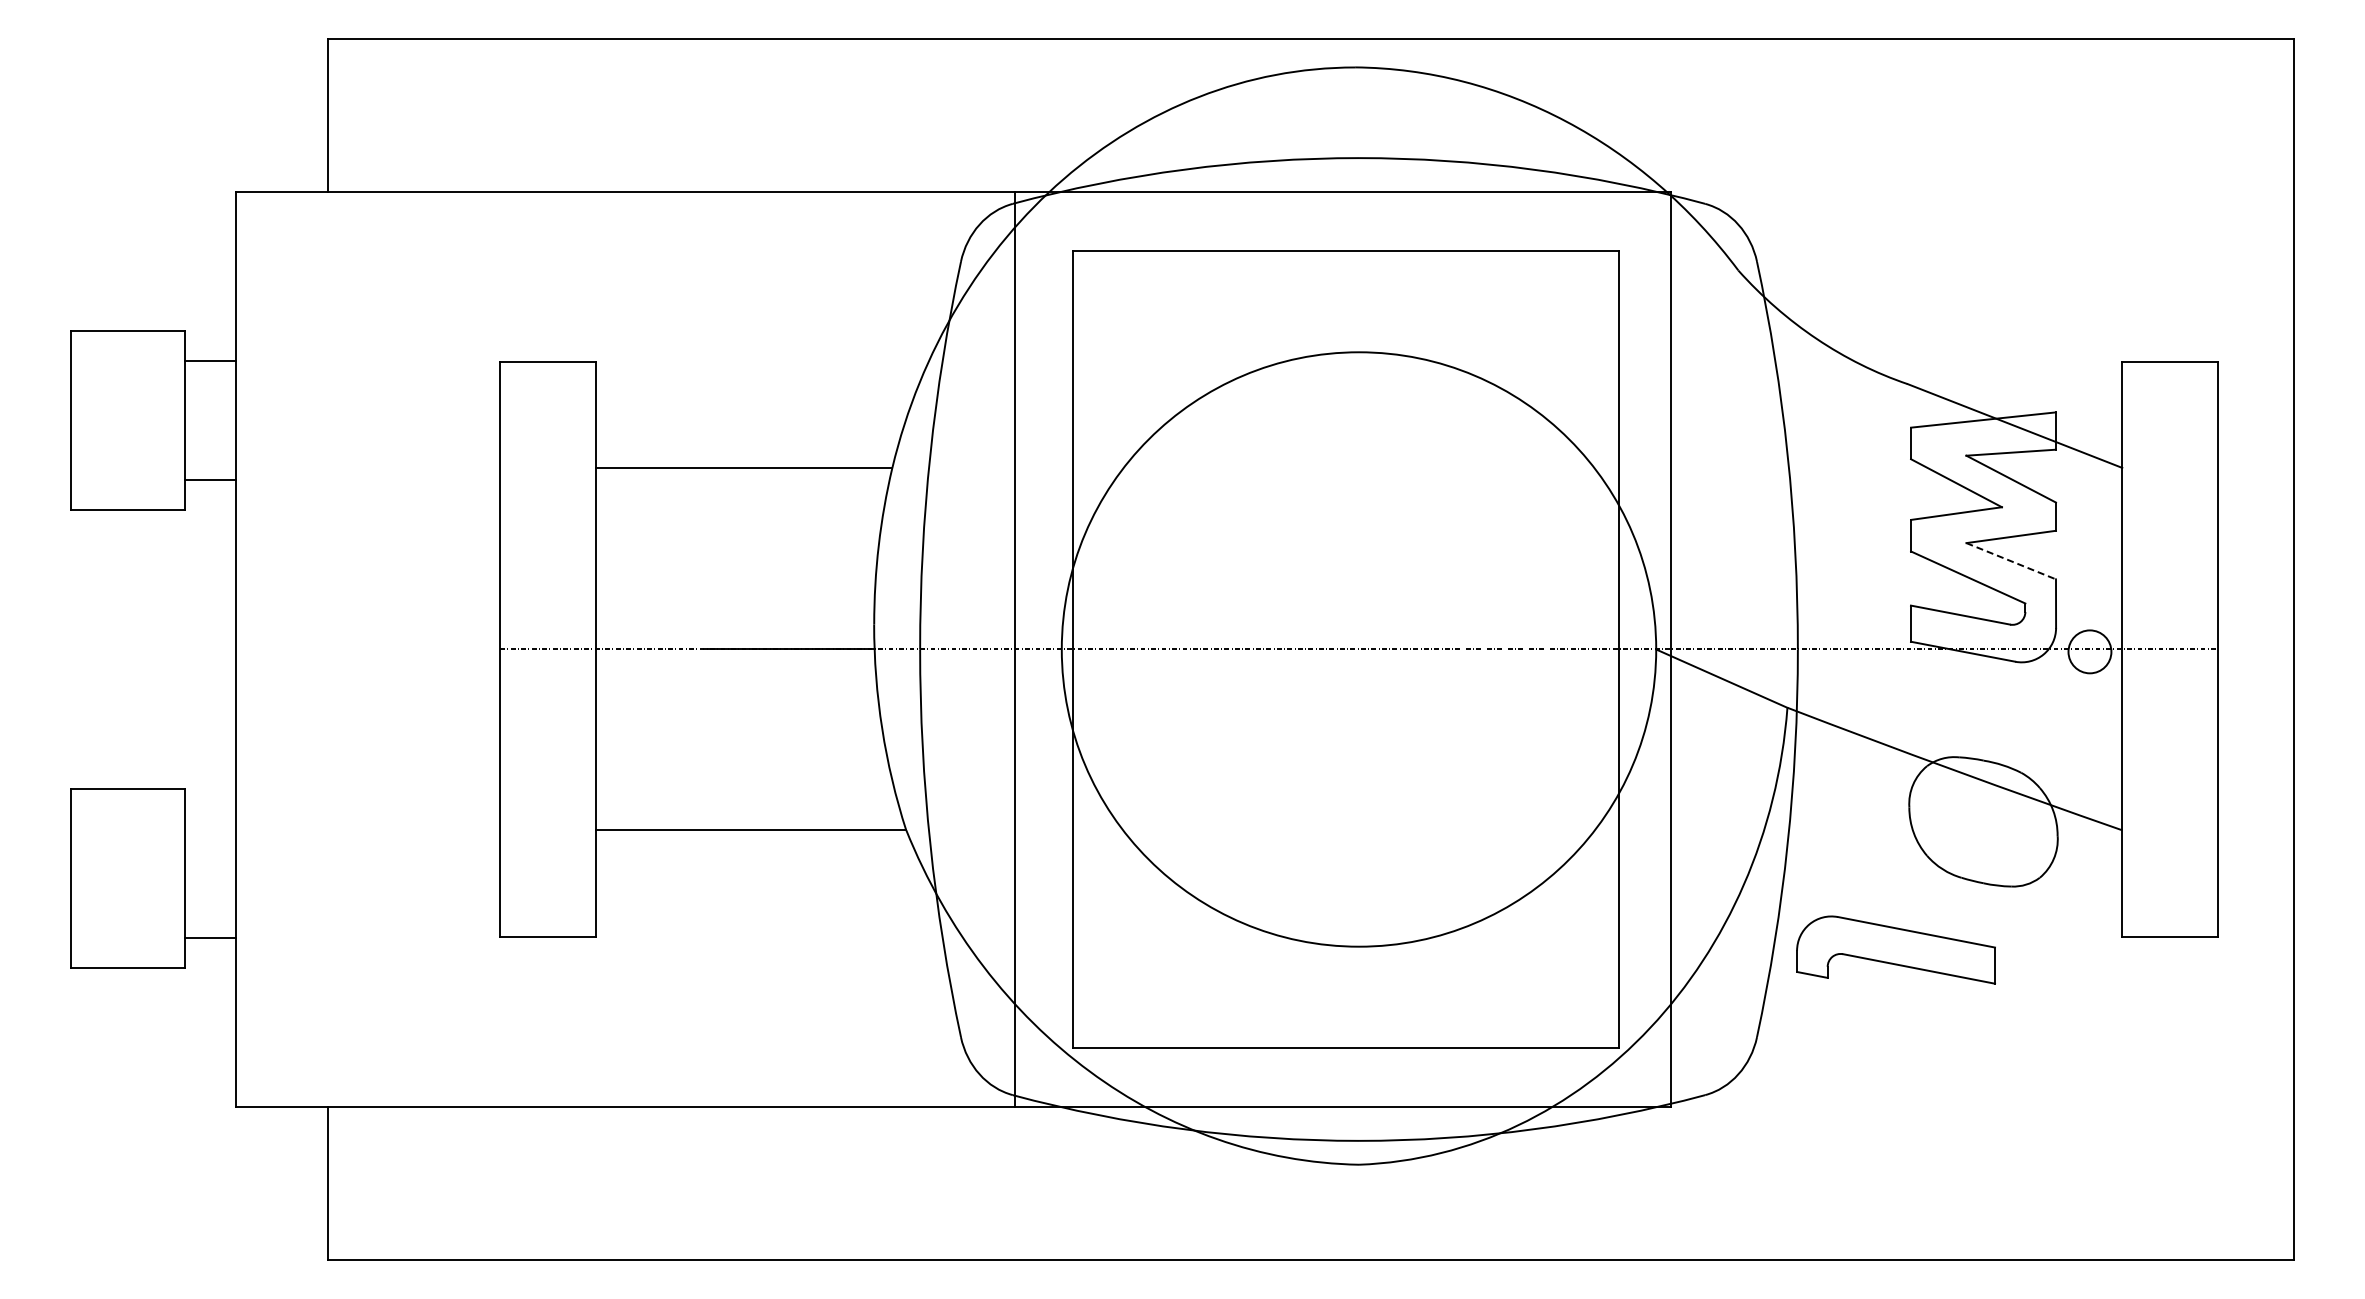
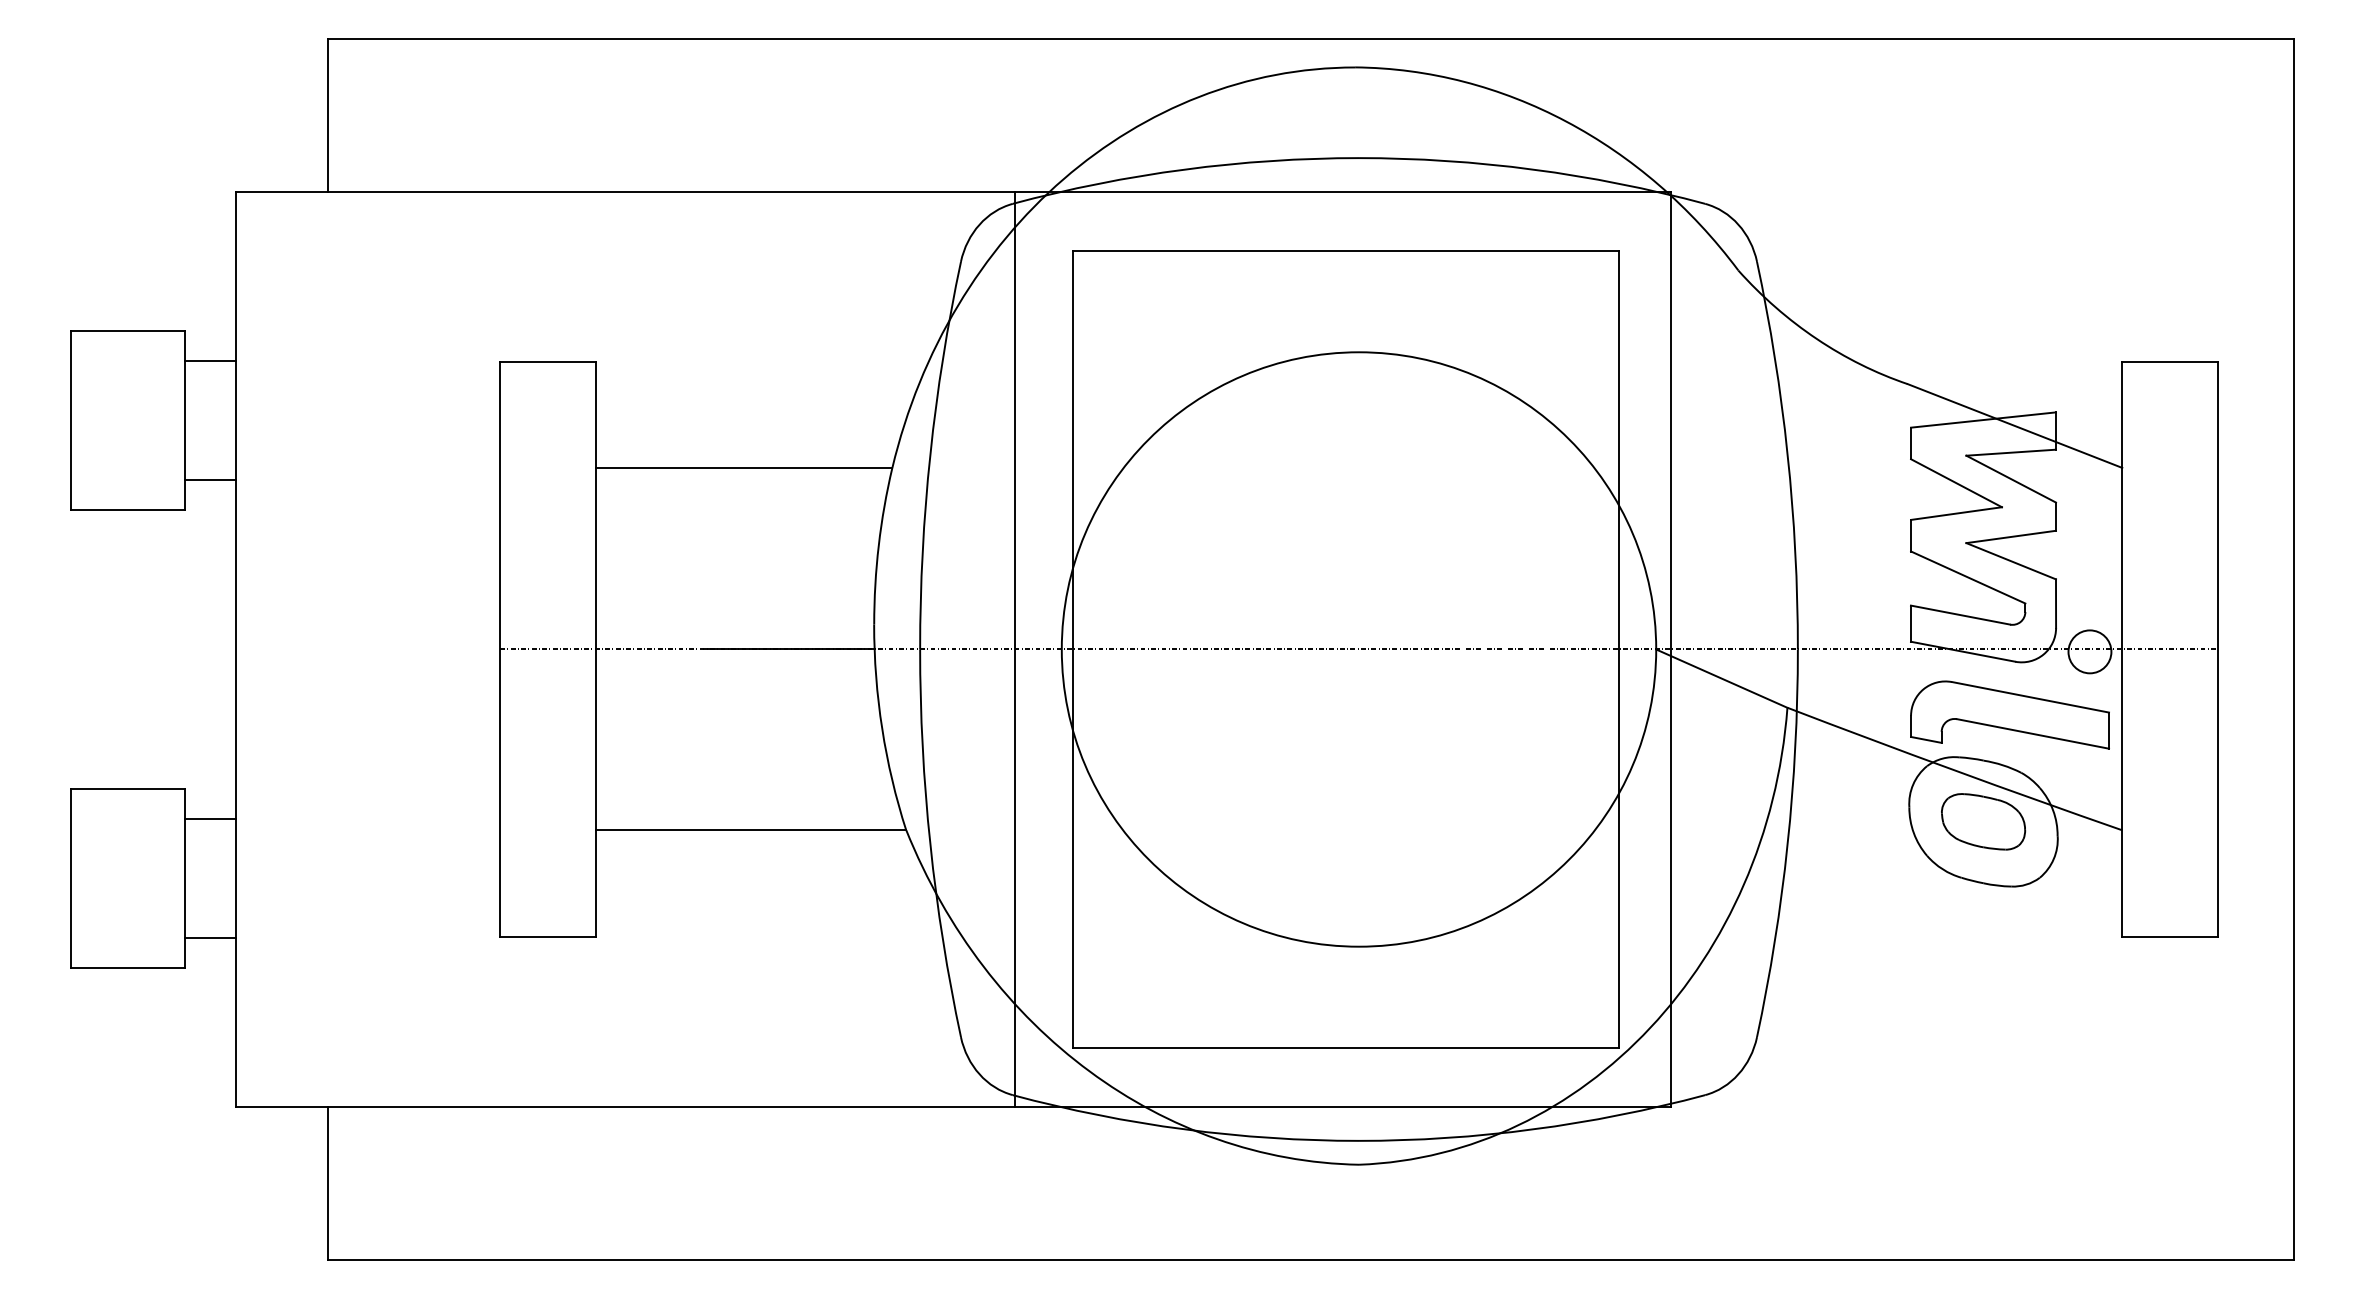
line: dashed -> solid (2011, 561)
line: none -> present (210, 818)
part: none -> present (1983, 821)
part position: (1895, 949) -> (2009, 714) (2009, 714)
